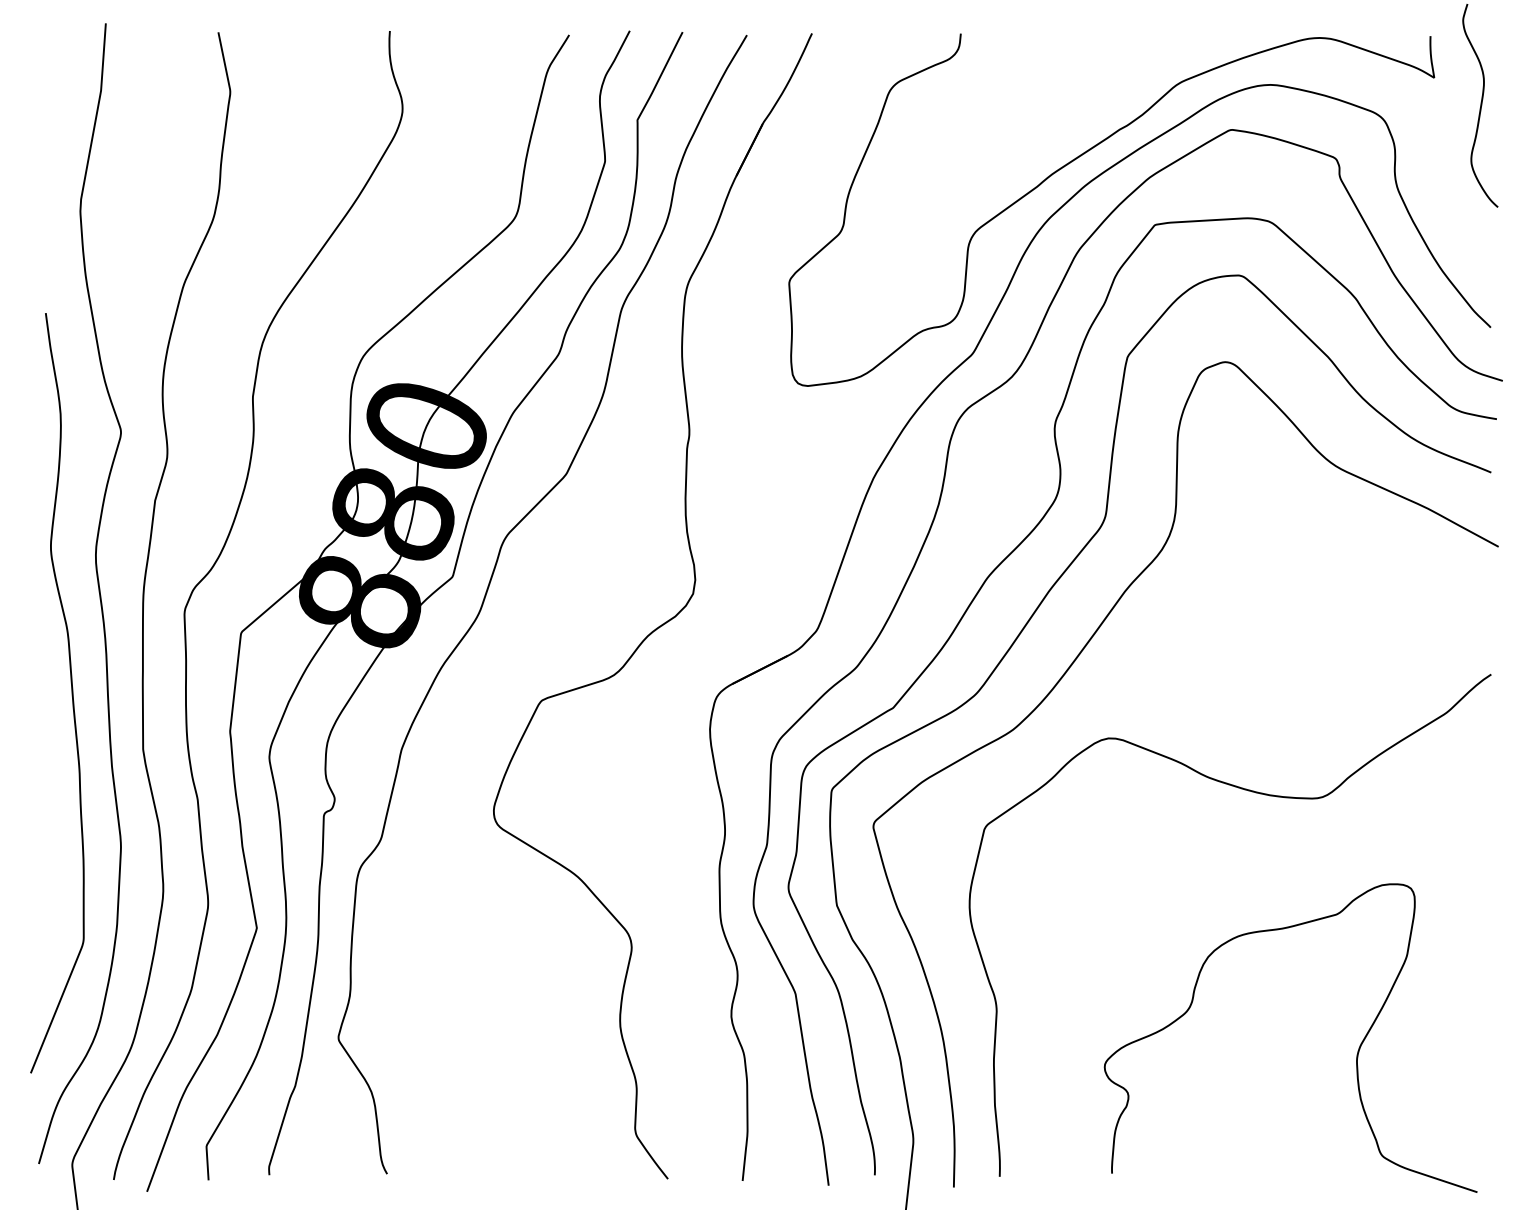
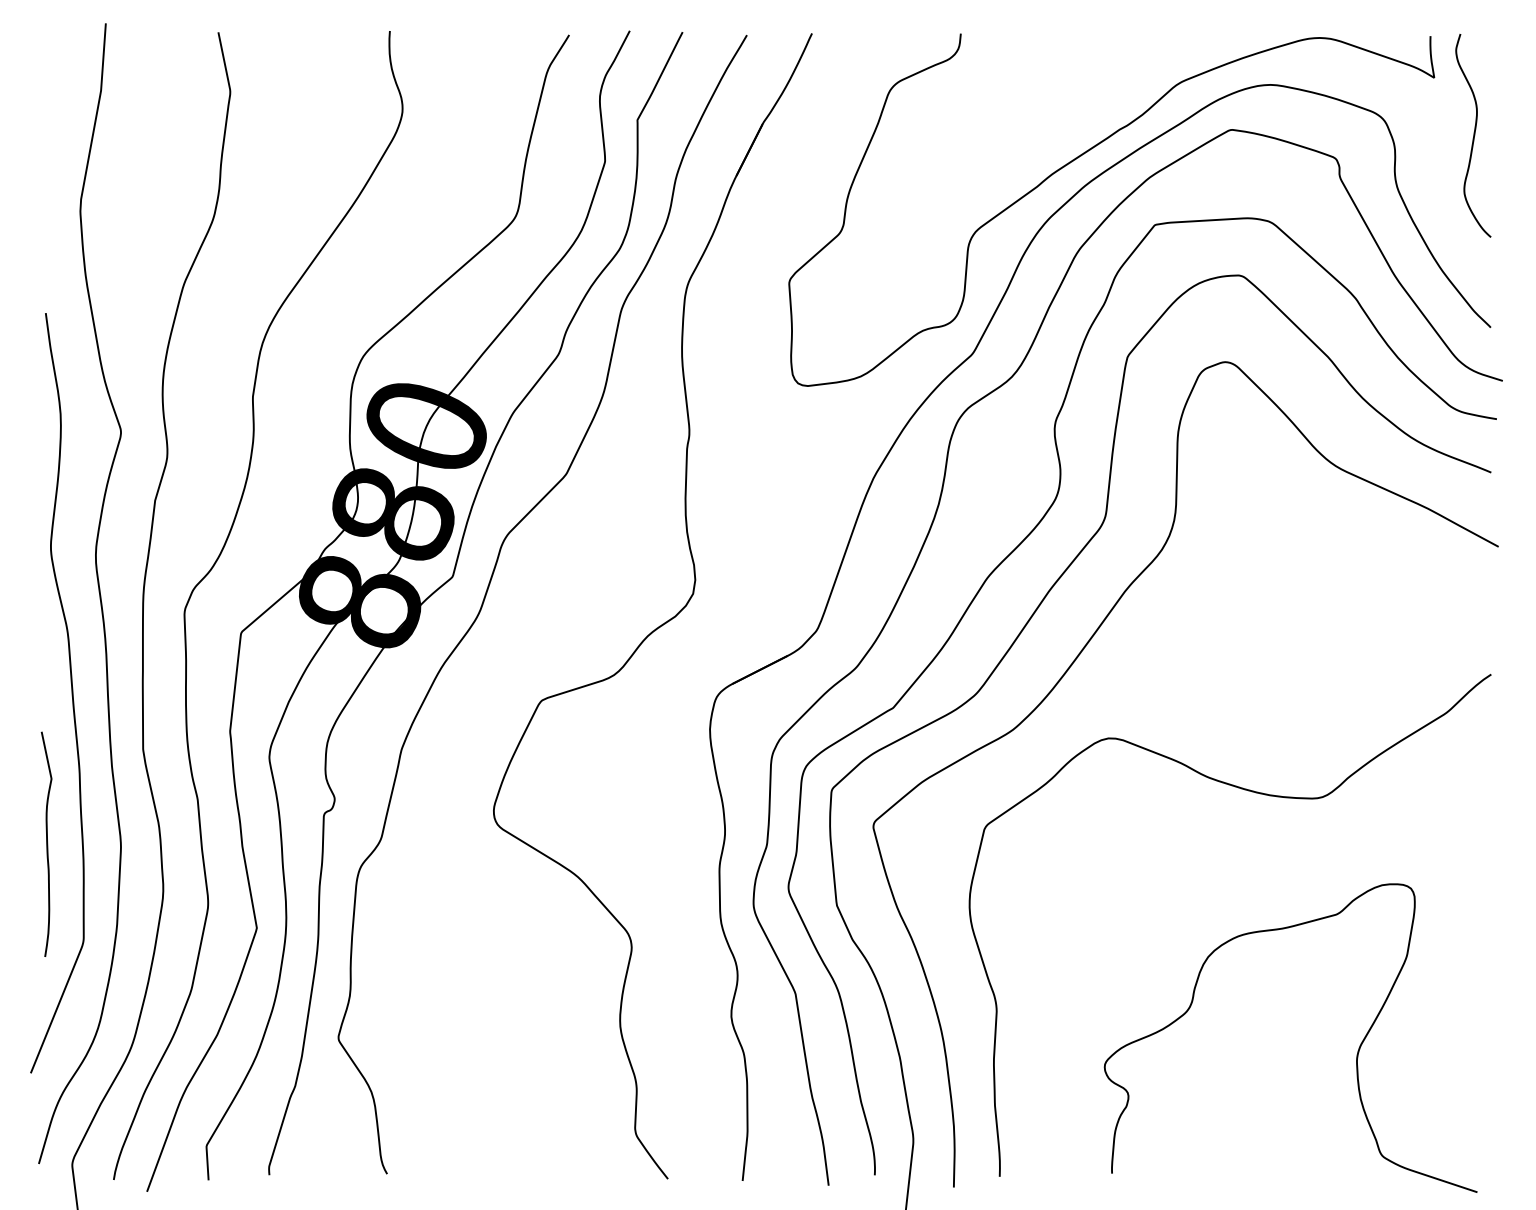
curve position: (1480, 105) -> (1473, 135) (1473, 135)
curve: none -> present (46, 843)
